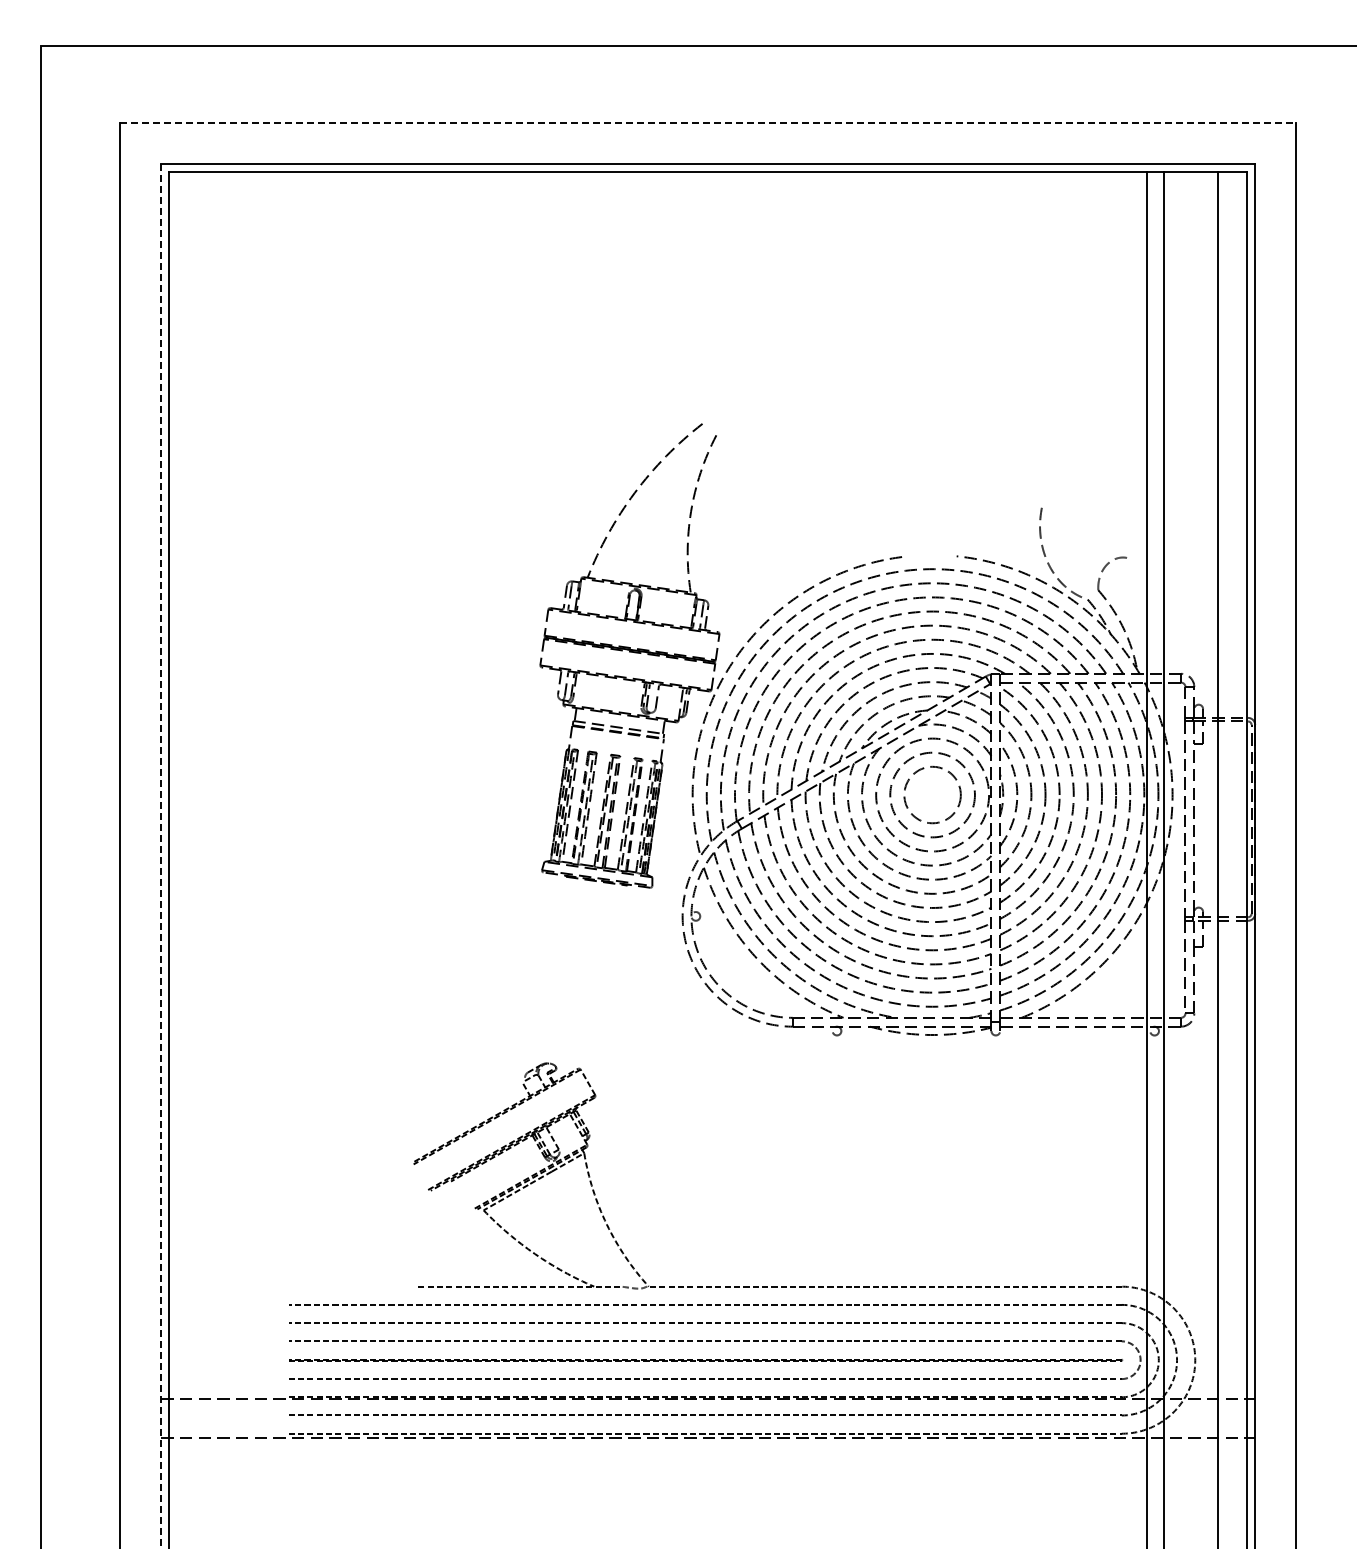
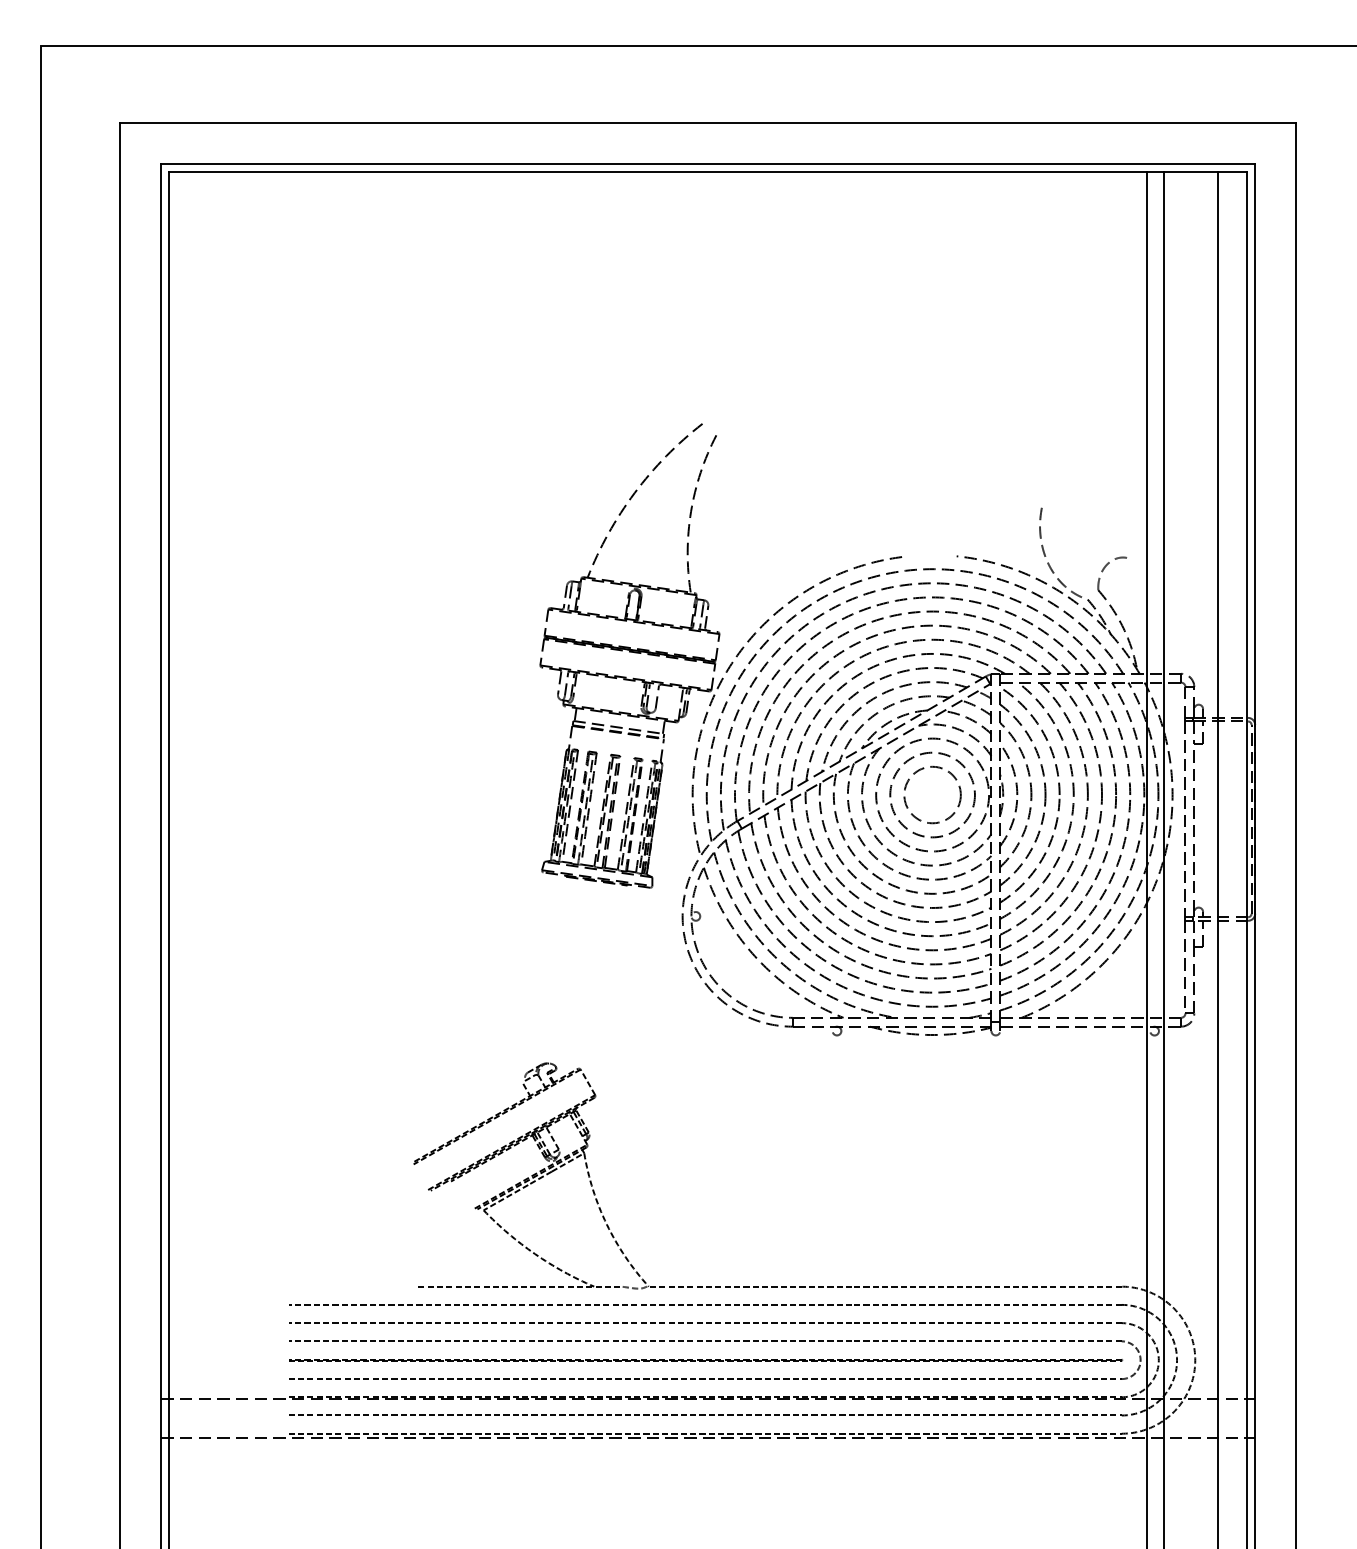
line: dashed -> solid (708, 122)
line: dashed -> solid (161, 856)
